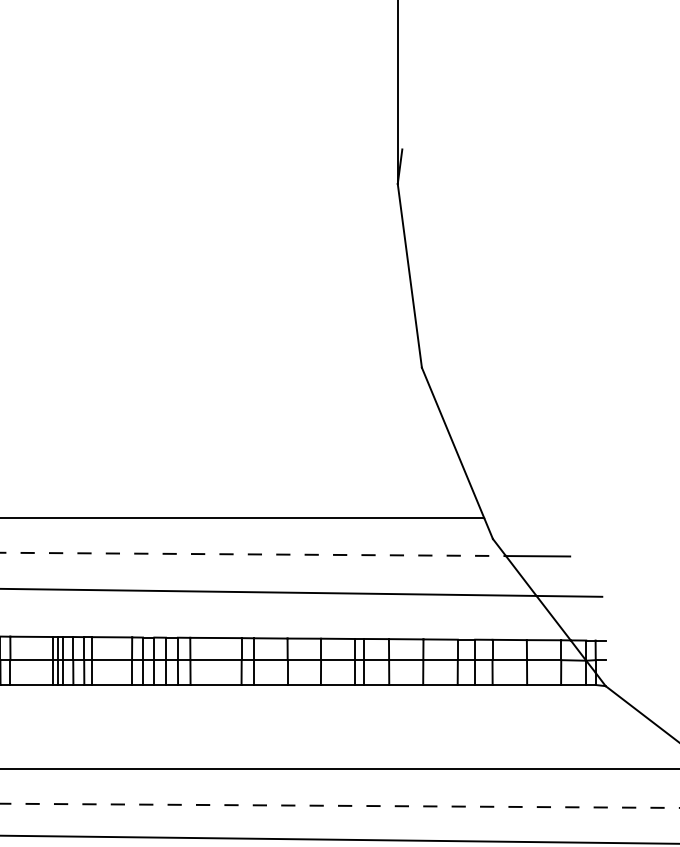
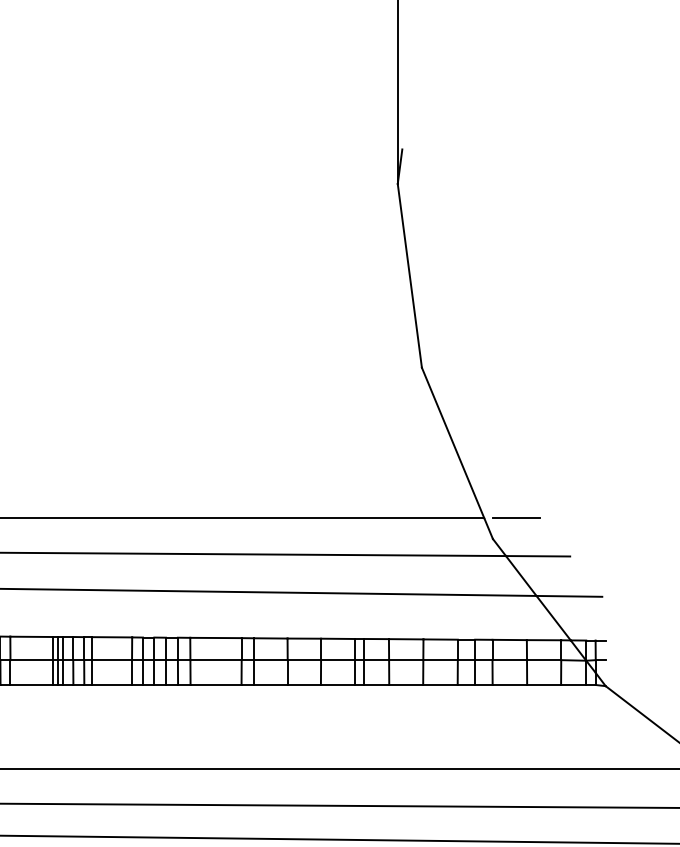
line: none -> present (515, 518)
line: dashed -> solid (253, 554)
line: dashed -> solid (340, 805)
